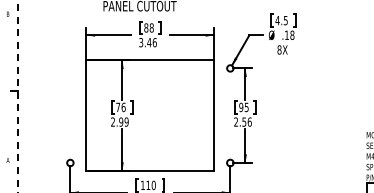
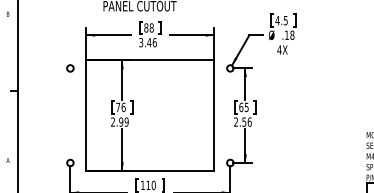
text: 8X -> 4X (279, 49)
circle: none -> present (70, 68)
line: dashed -> solid (17, 96)
text: 95 -> 65 (241, 107)
